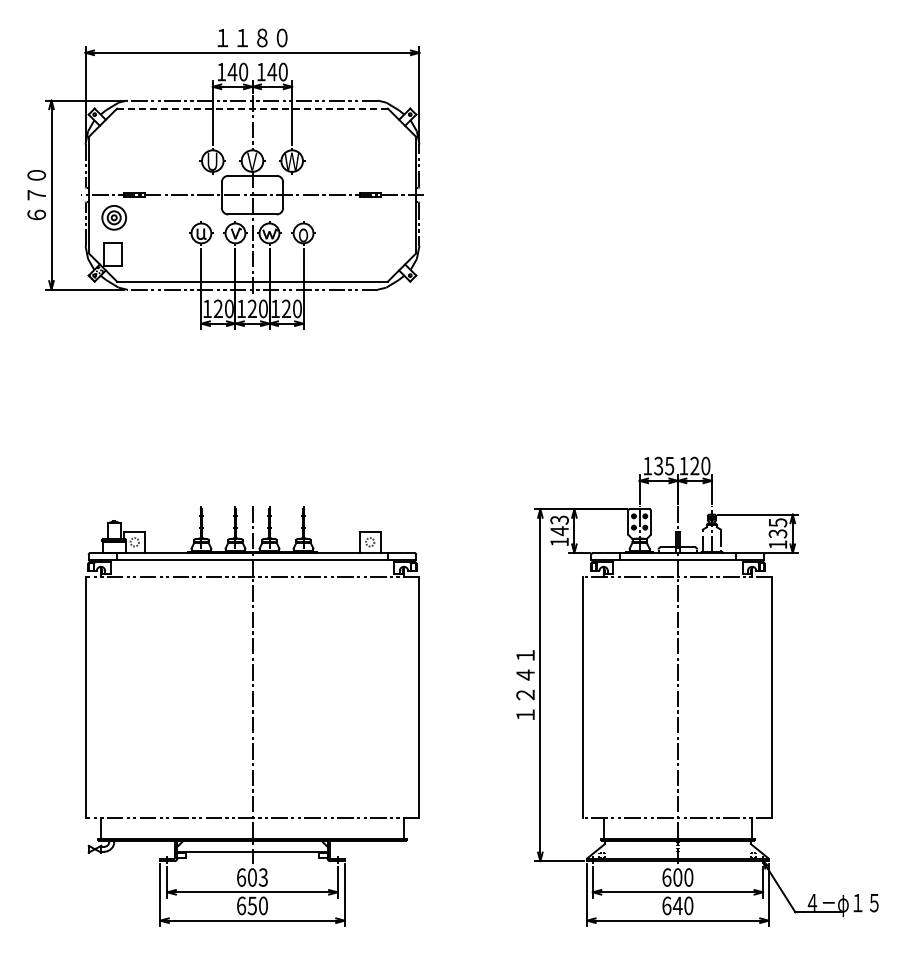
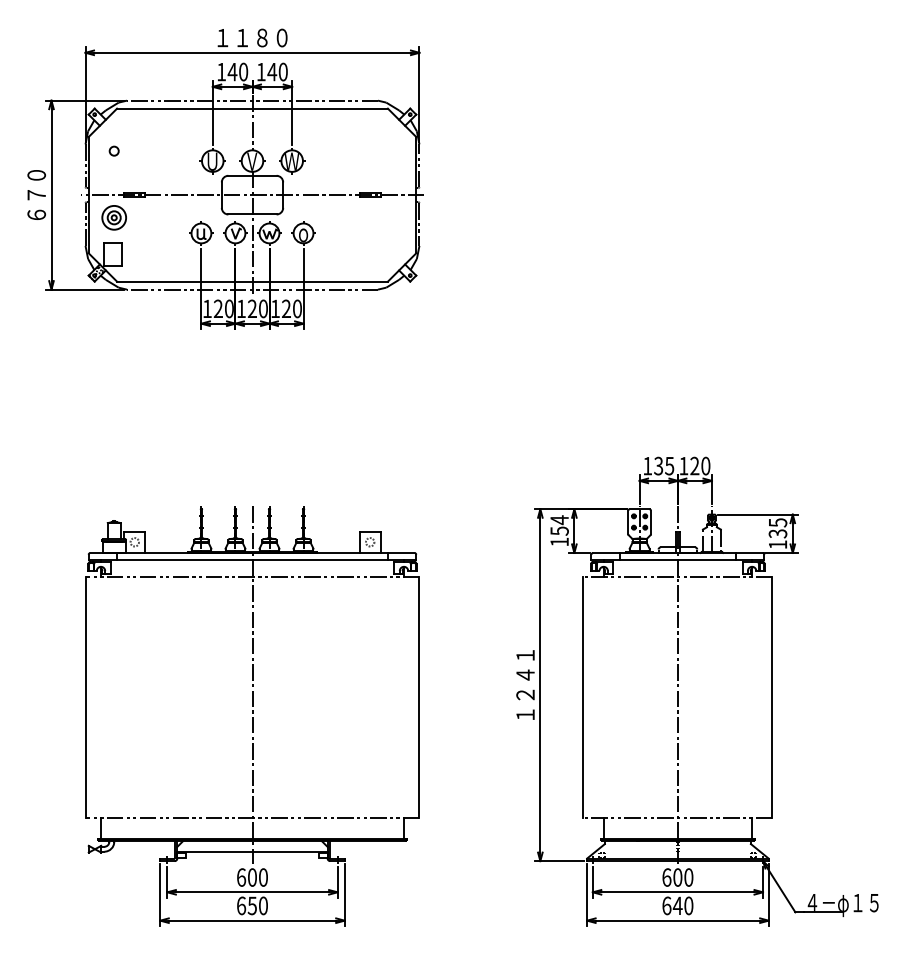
line: dashed -> solid (252, 108)
circle: none -> present (113, 150)
text: 143 -> 154 (559, 525)
text: 603 -> 600 (262, 877)
